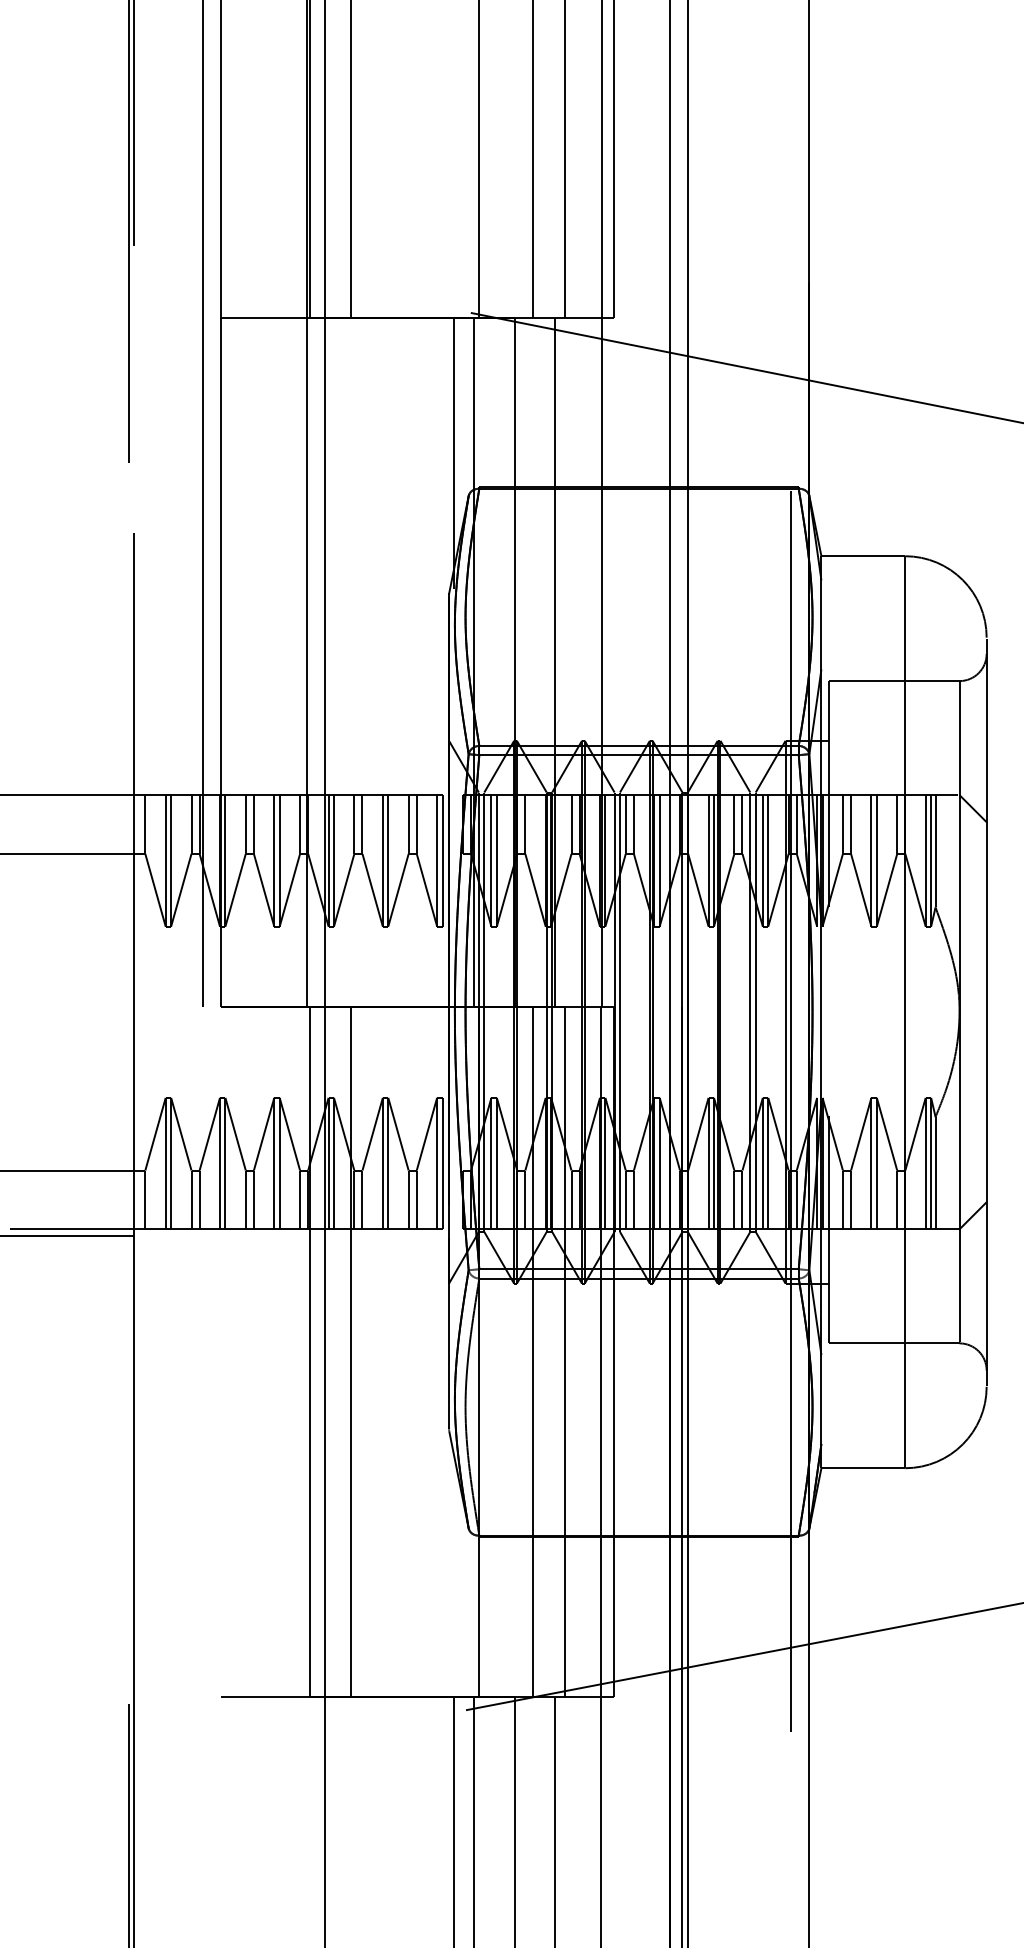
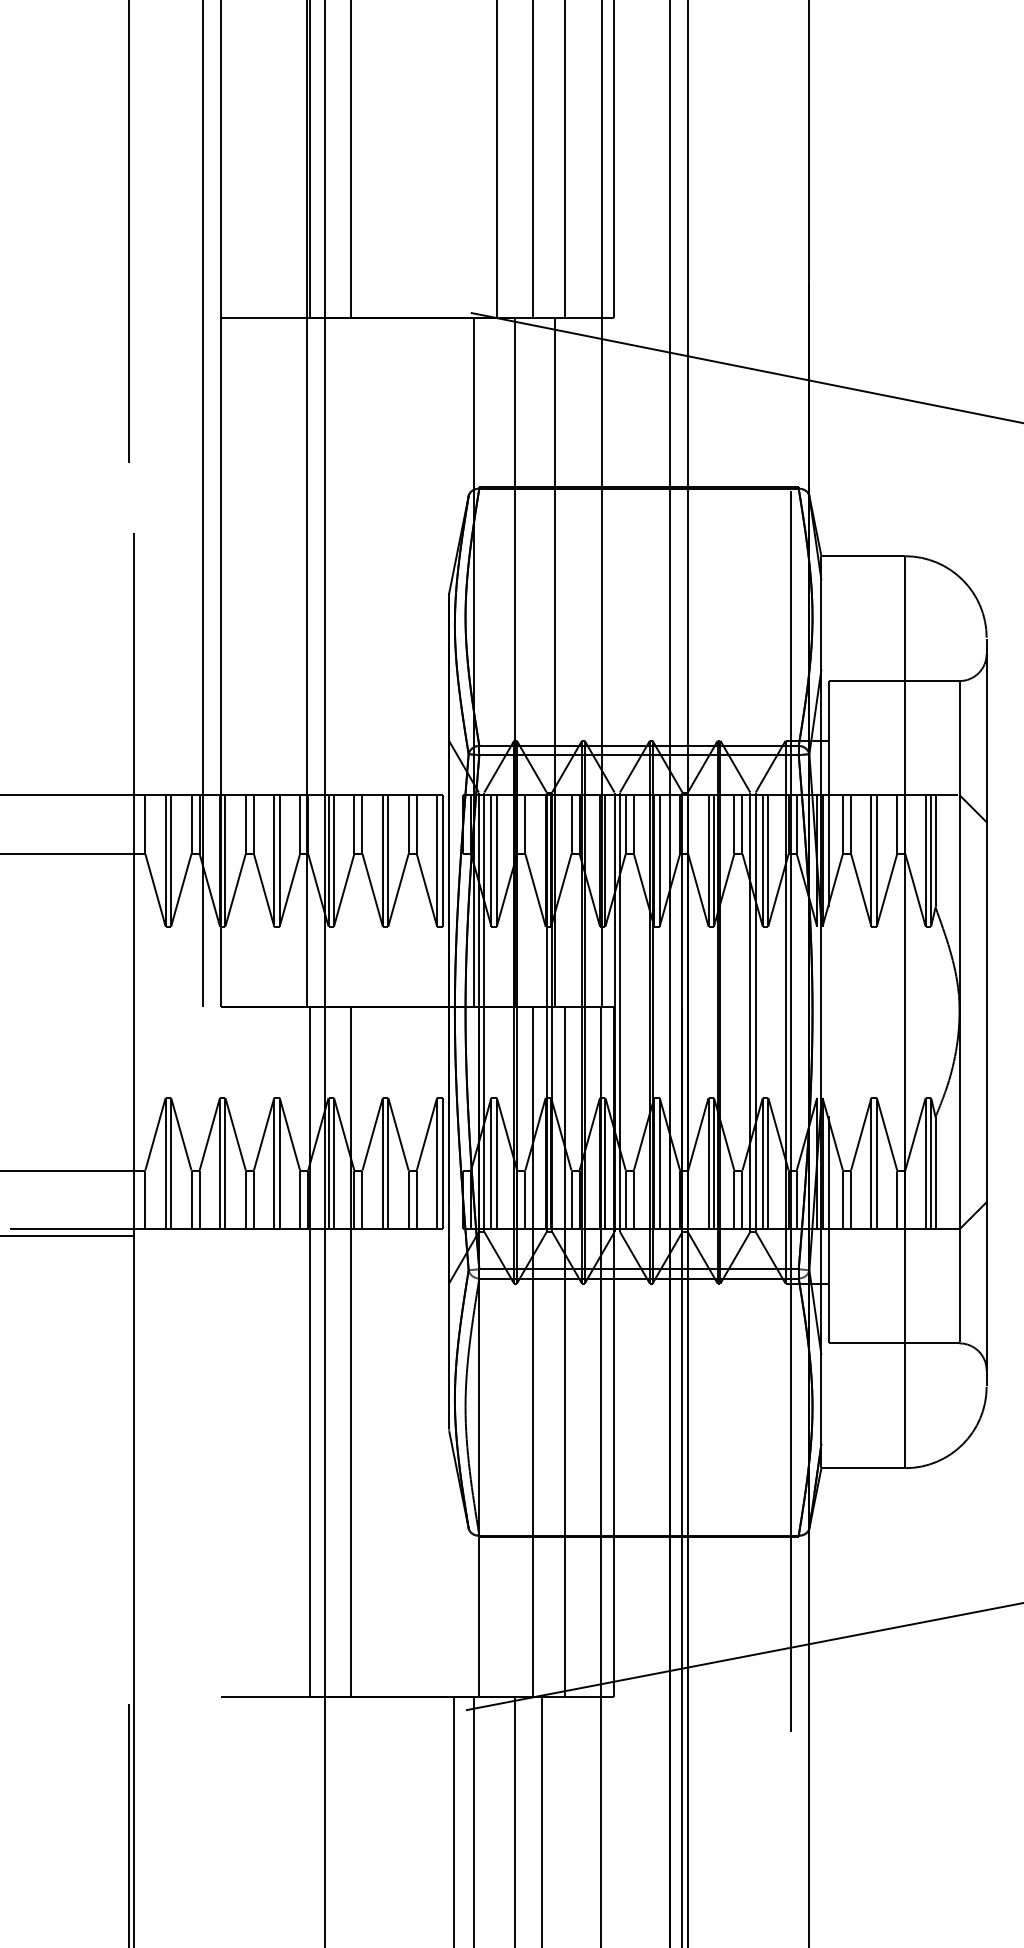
line: present -> none (134, 123)
line position: (479, 159) -> (497, 159) (497, 159)
line: present -> none (453, 452)
line position: (554, 1820) -> (541, 1820) (541, 1820)
